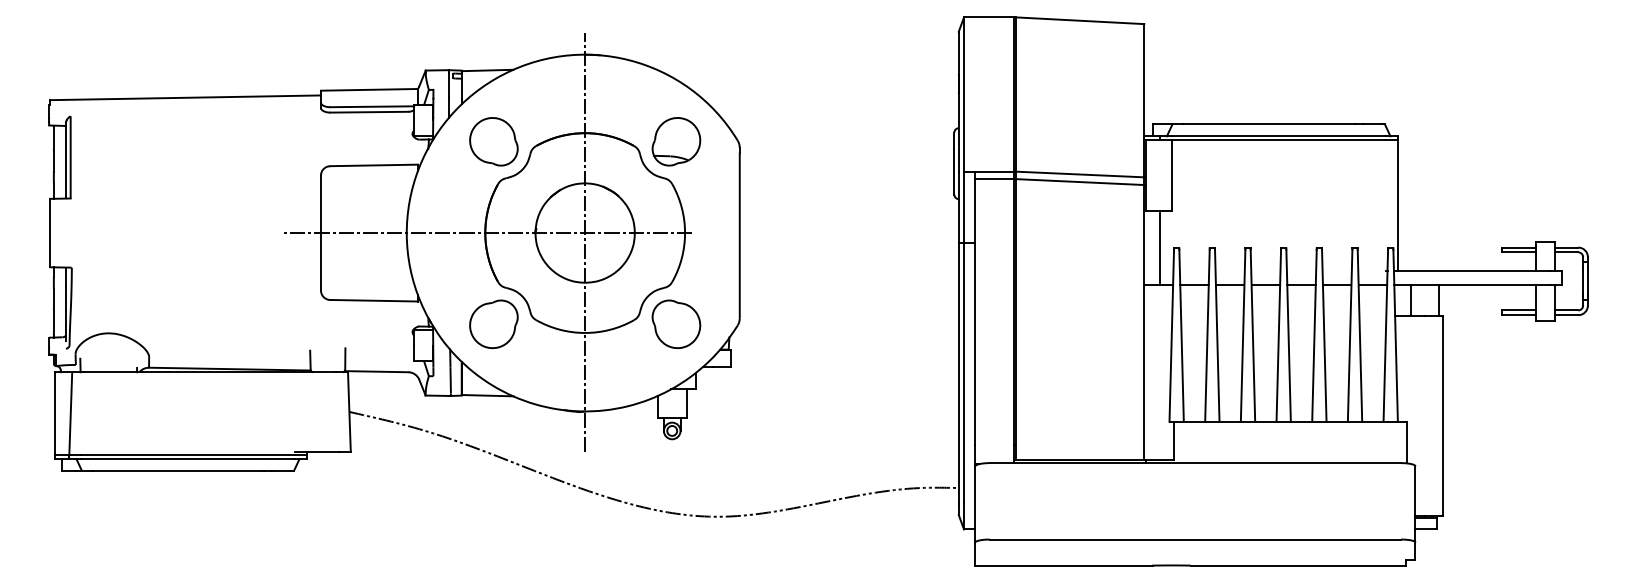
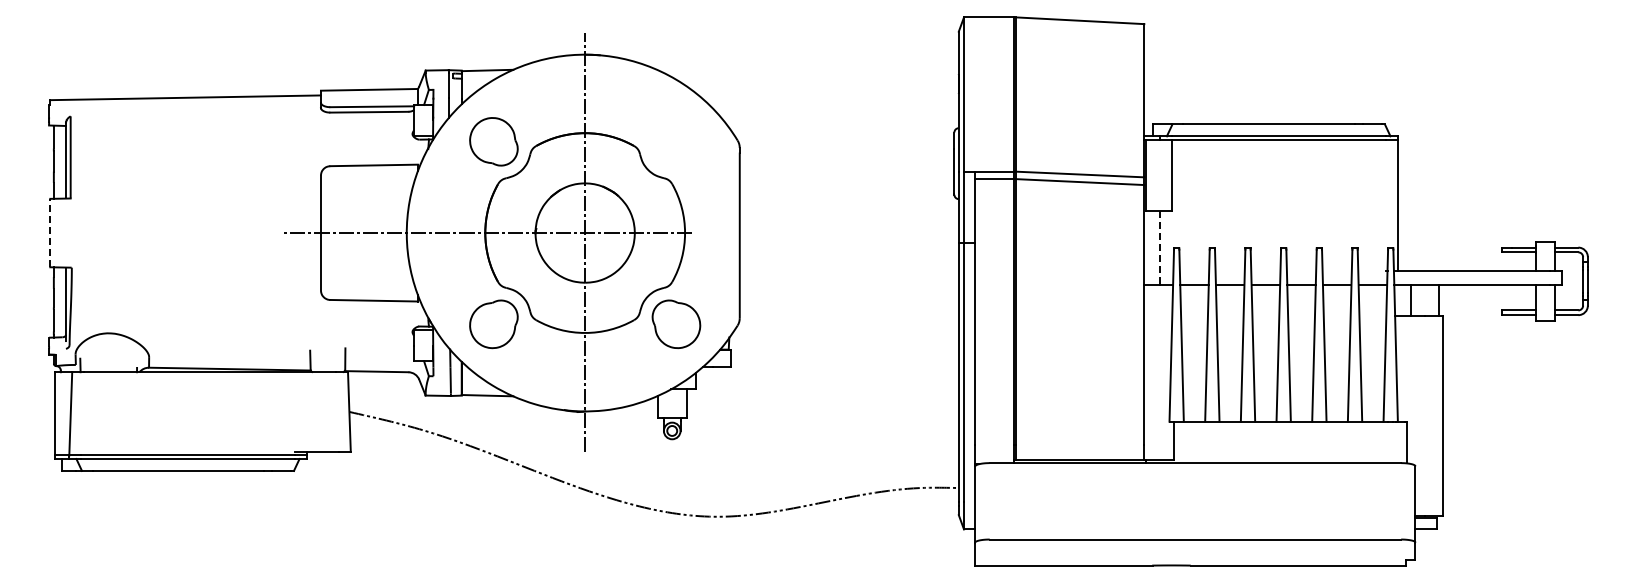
part: present -> none (676, 141)
line: solid -> dashed (50, 232)
line: solid -> dashed (1159, 248)
